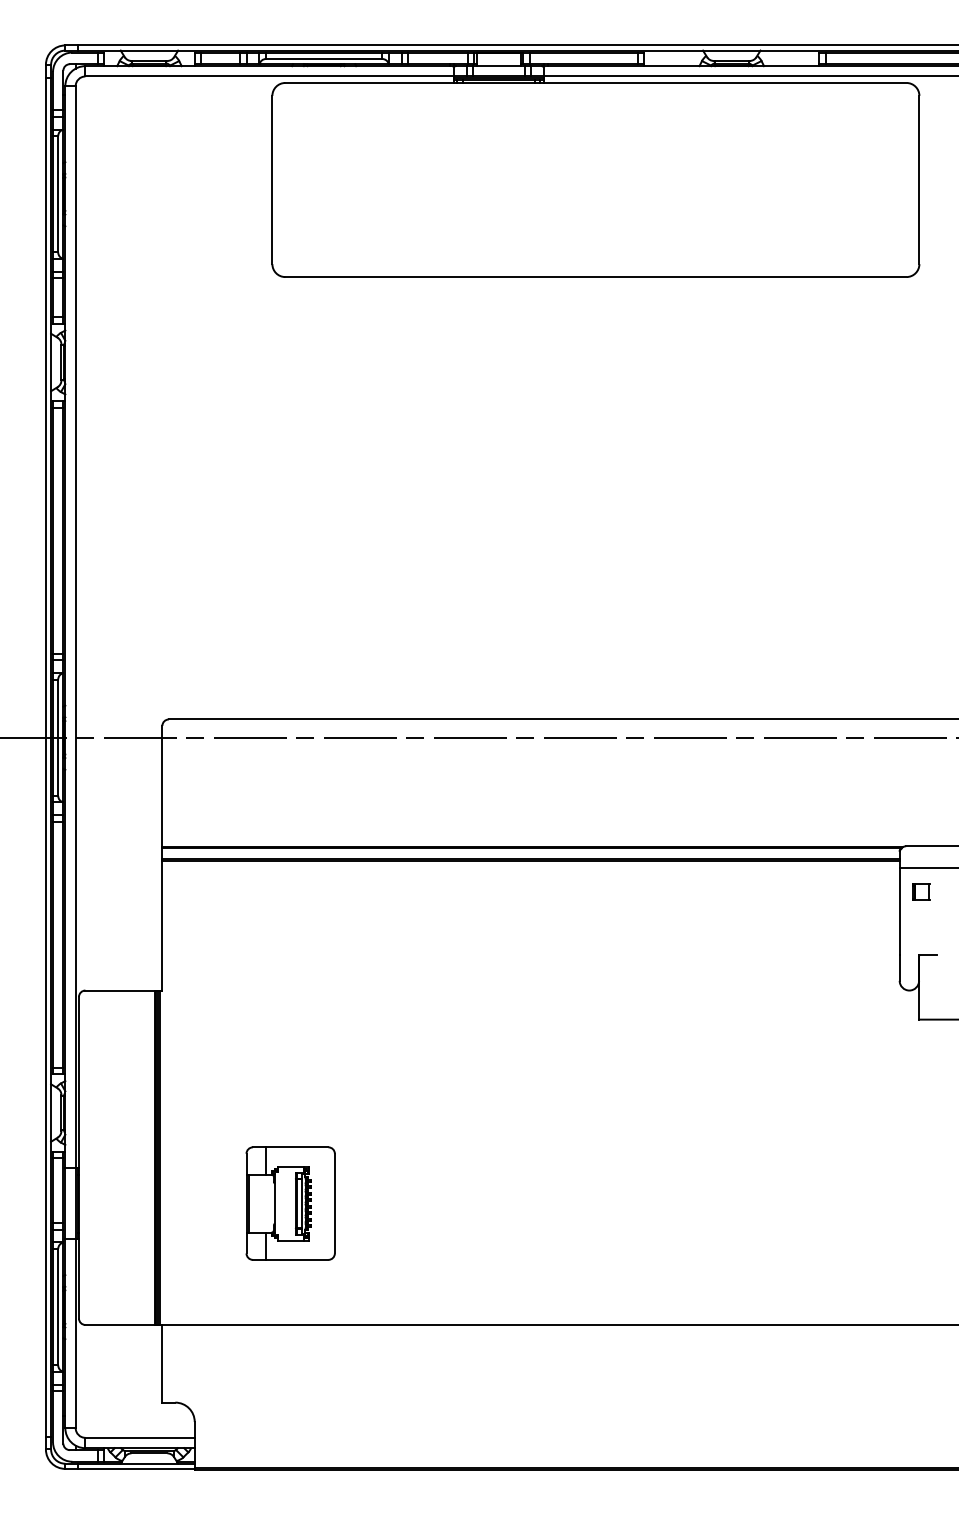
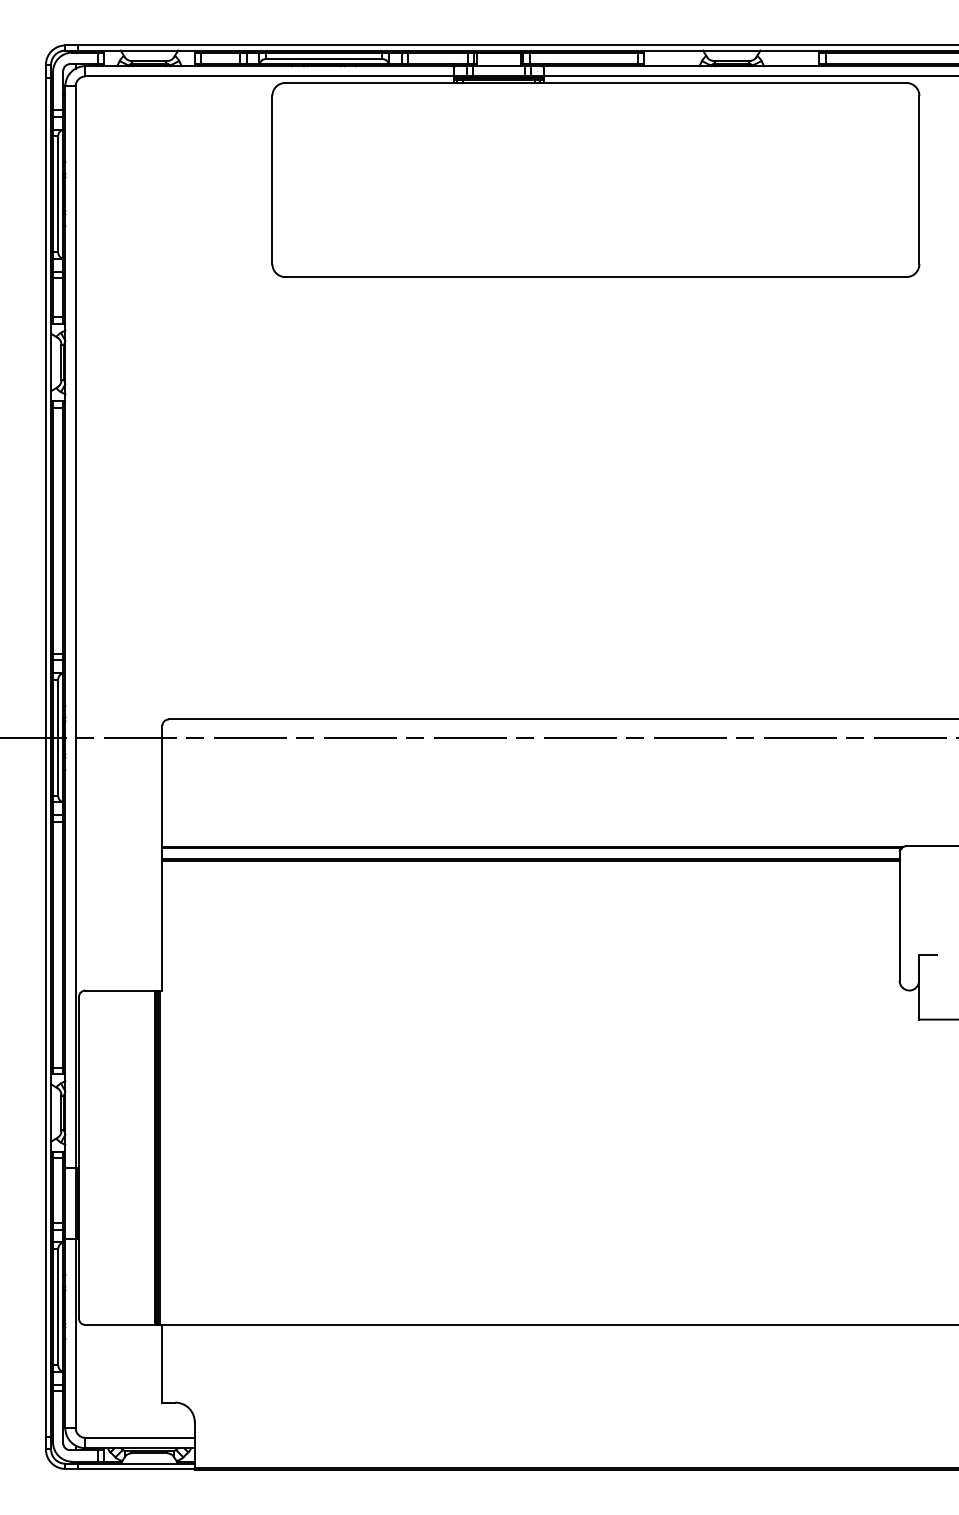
line: present -> none (927, 867)
part: present -> none (921, 891)
part: present -> none (290, 1203)
